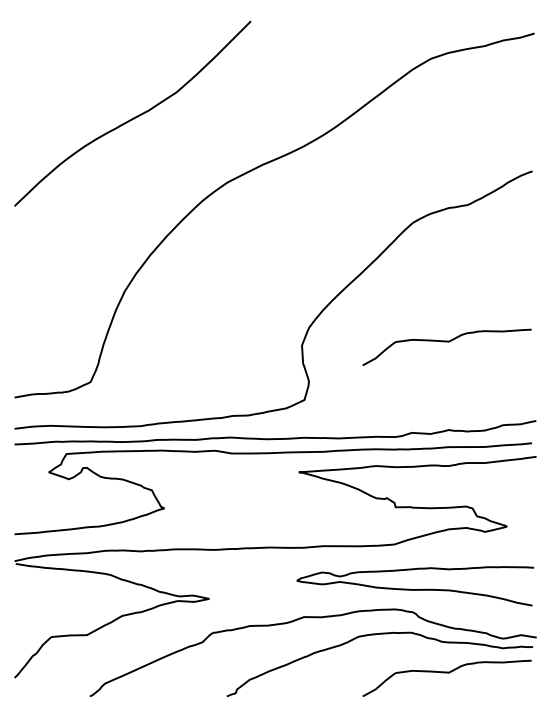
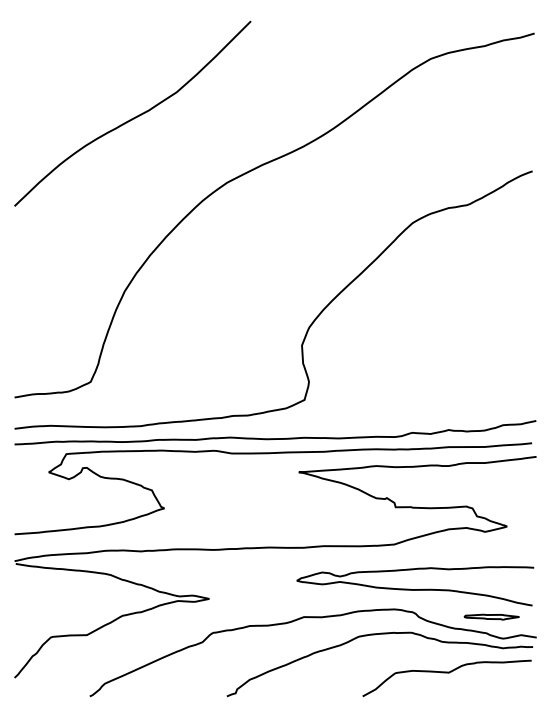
curve: present -> none (446, 342)
part: none -> present (491, 616)
